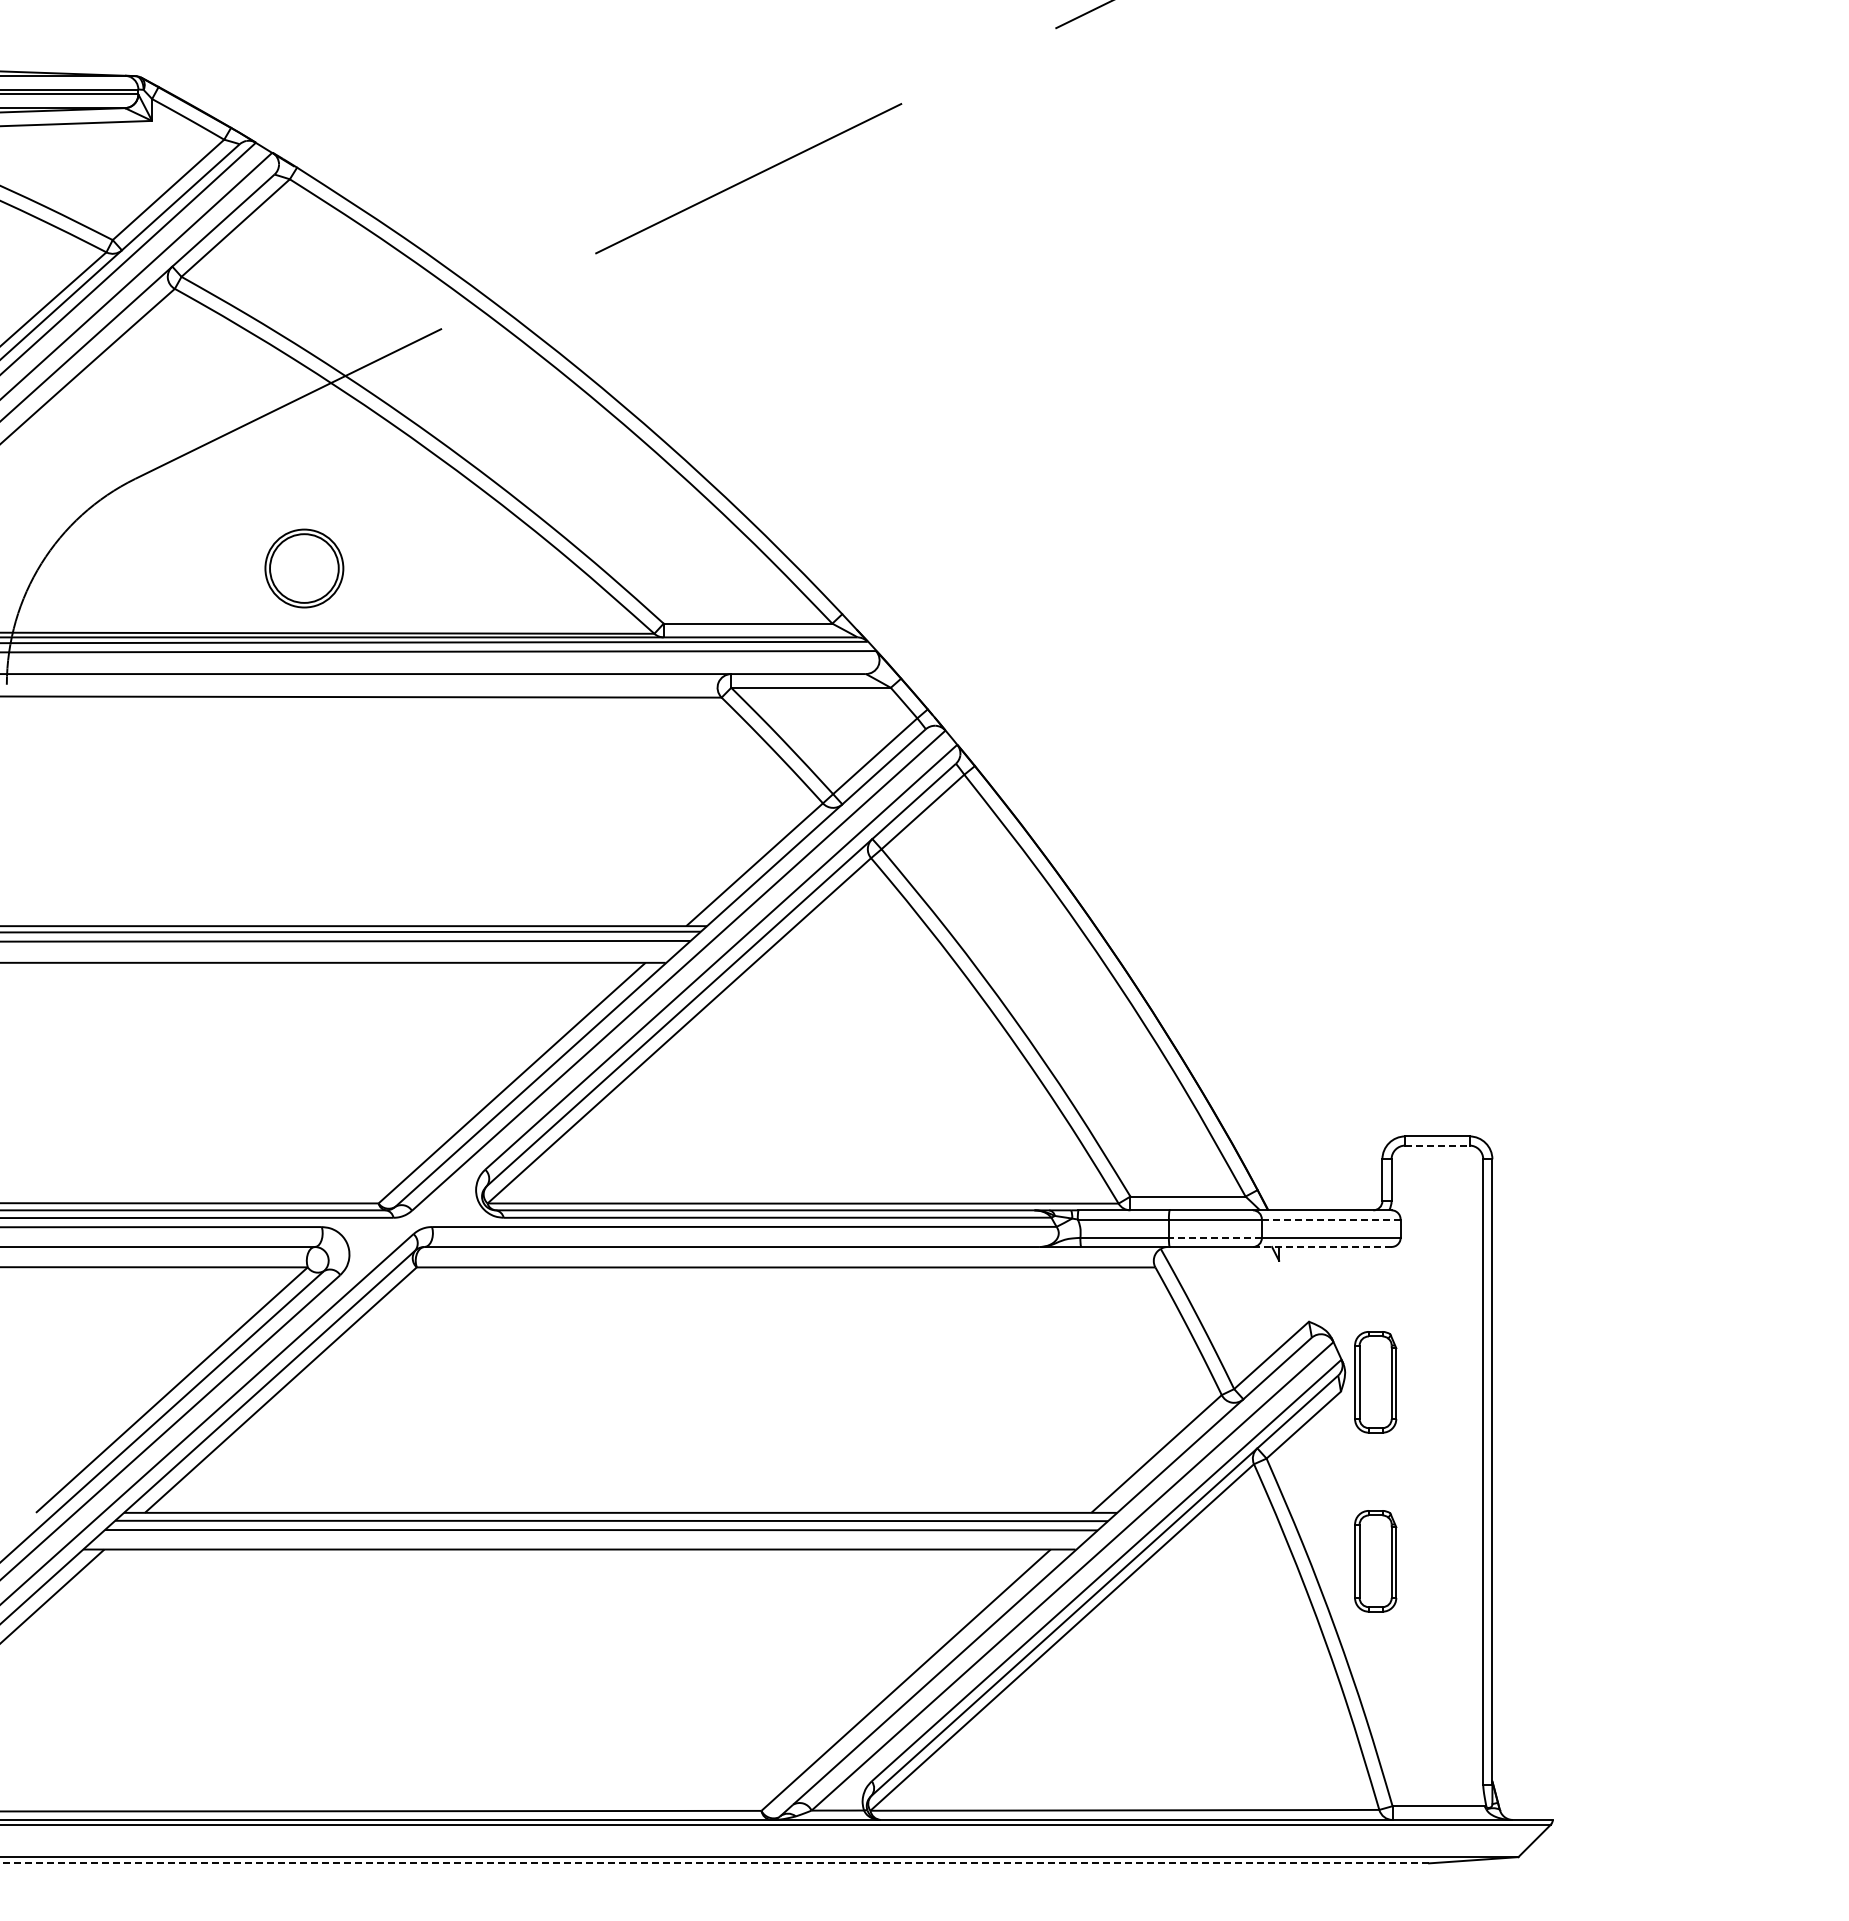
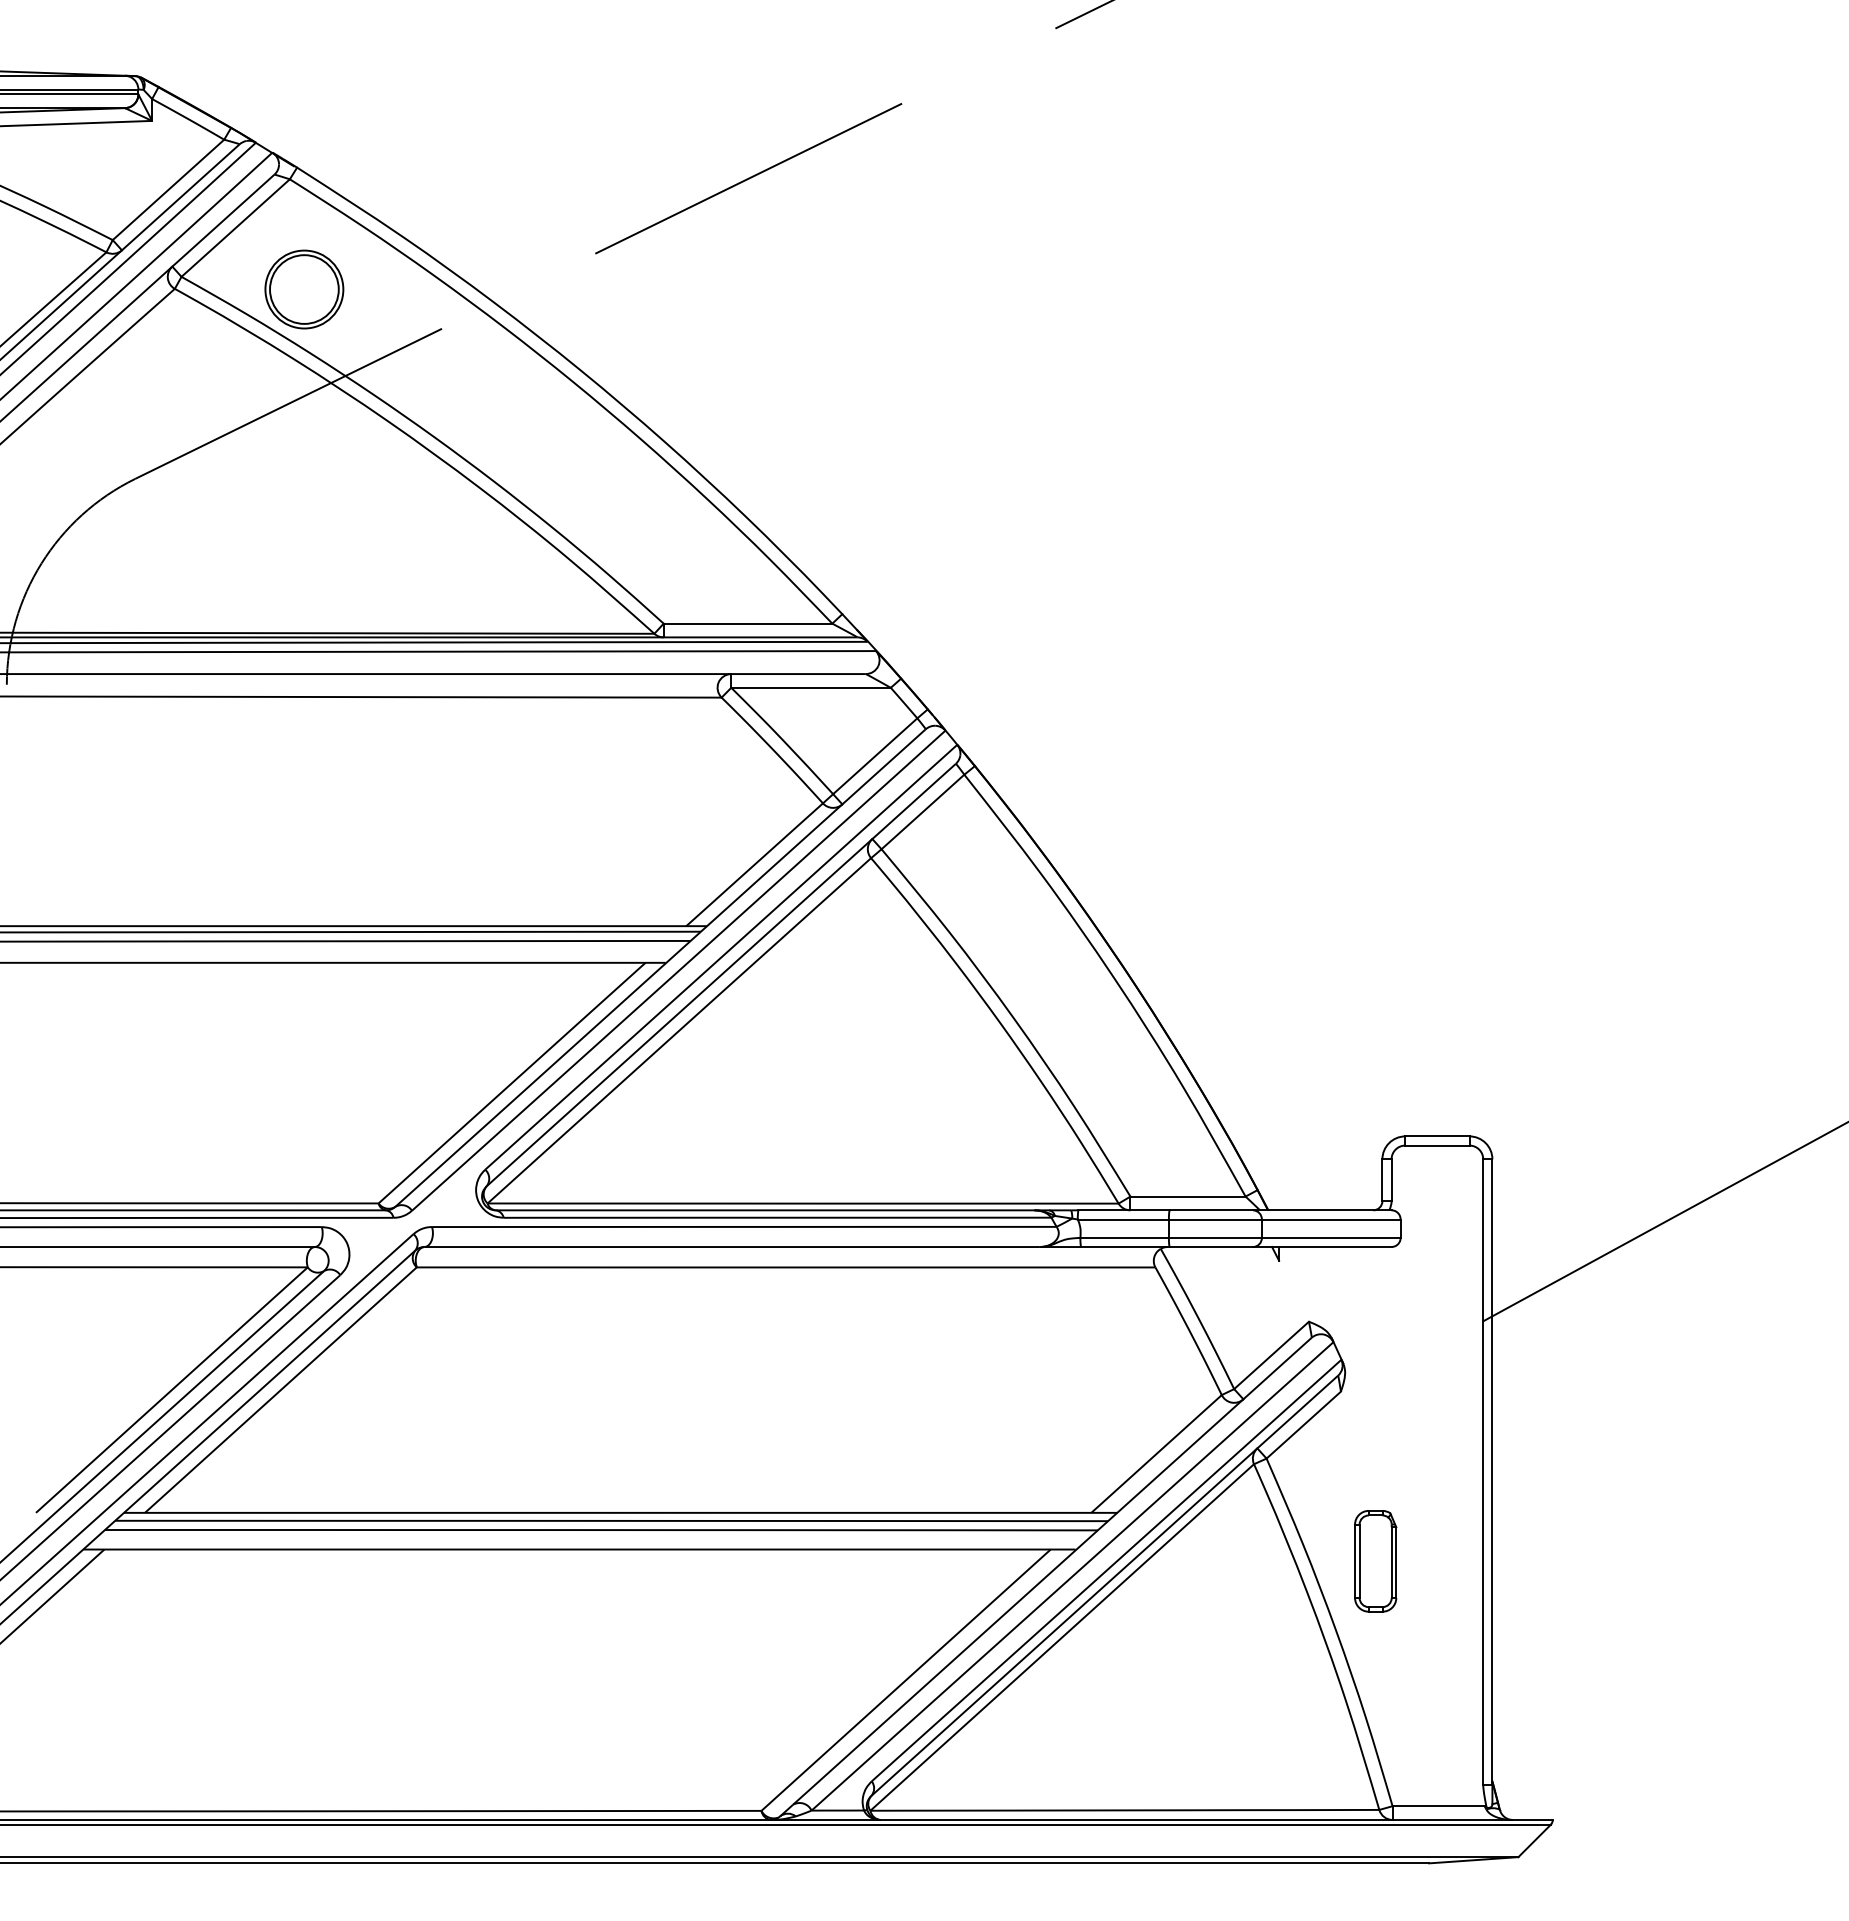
part position: (304, 568) -> (304, 289) (304, 289)
line: dashed -> solid (1437, 1145)
line: dashed -> solid (1331, 1219)
line: none -> present (1664, 1222)
line: dashed -> solid (1214, 1237)
line: dashed -> solid (1322, 1247)
part: present -> none (1375, 1382)
line: dashed -> solid (714, 1863)
